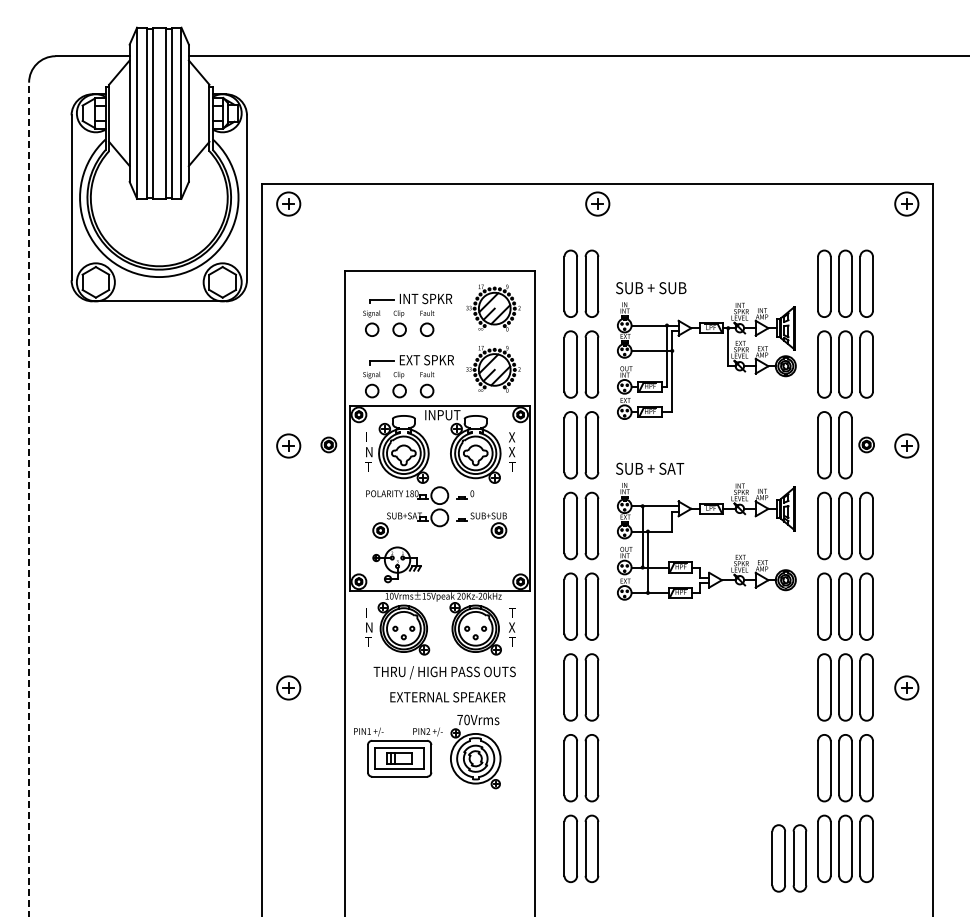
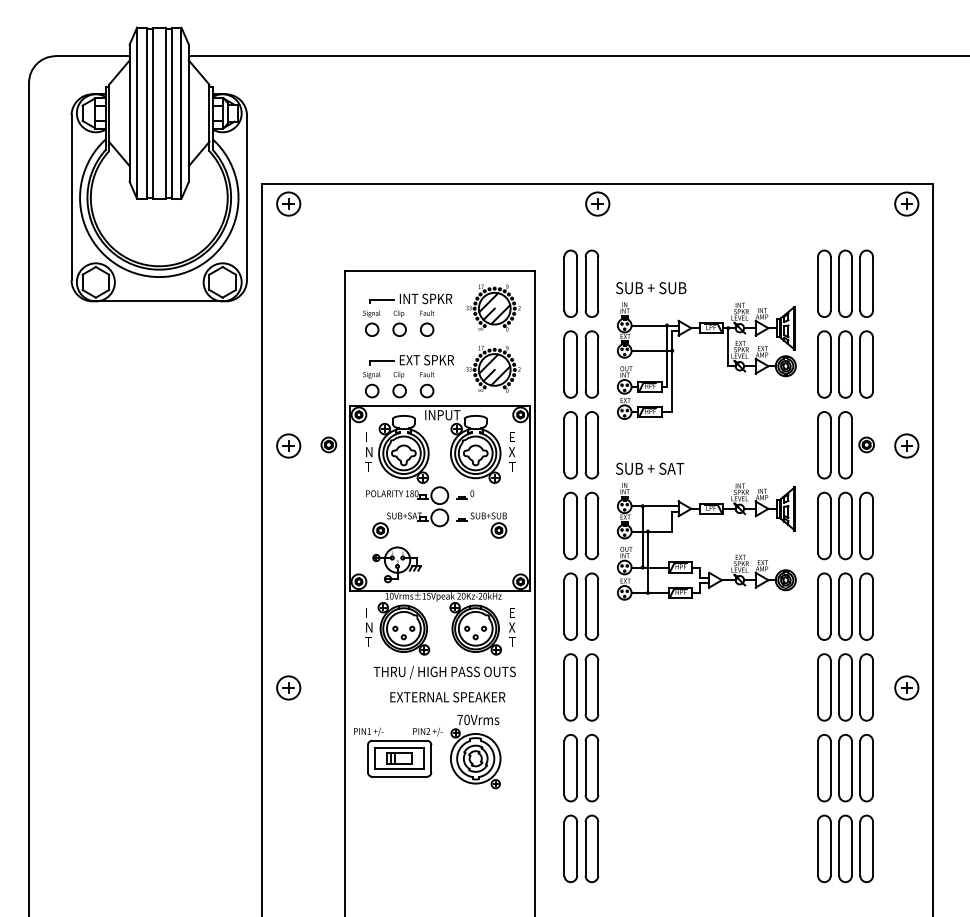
text: X -> E (512, 437)
line: dashed -> solid (29, 499)
text: T -> E (512, 612)
part: present -> none (789, 858)
